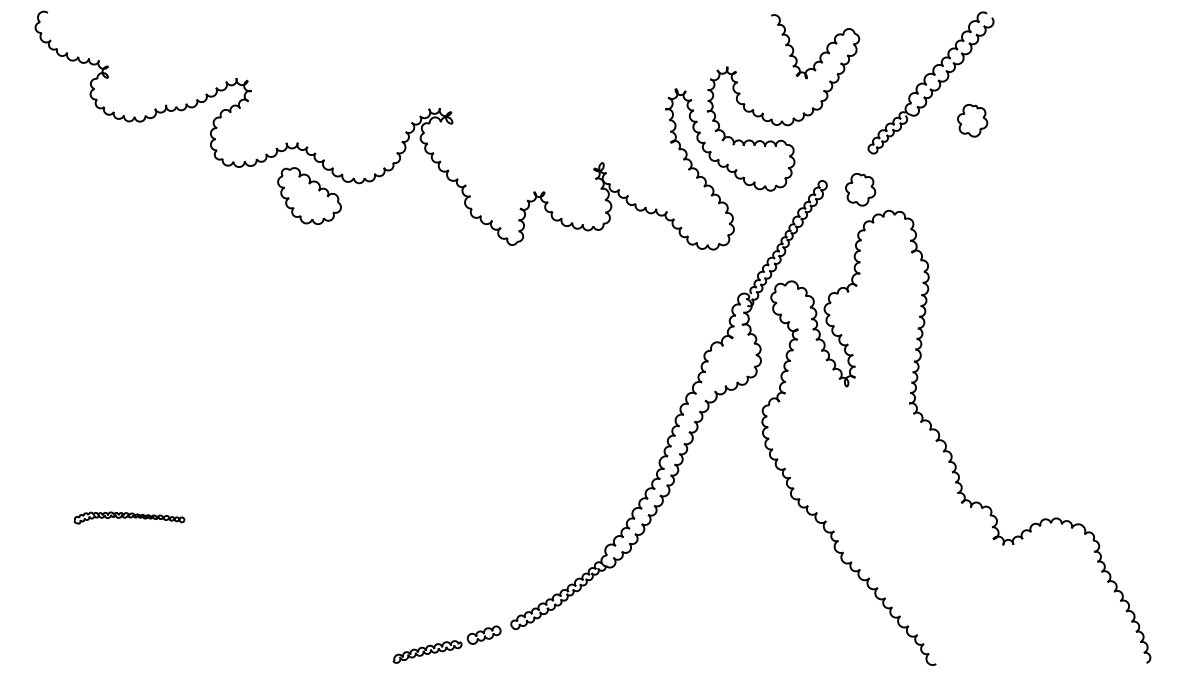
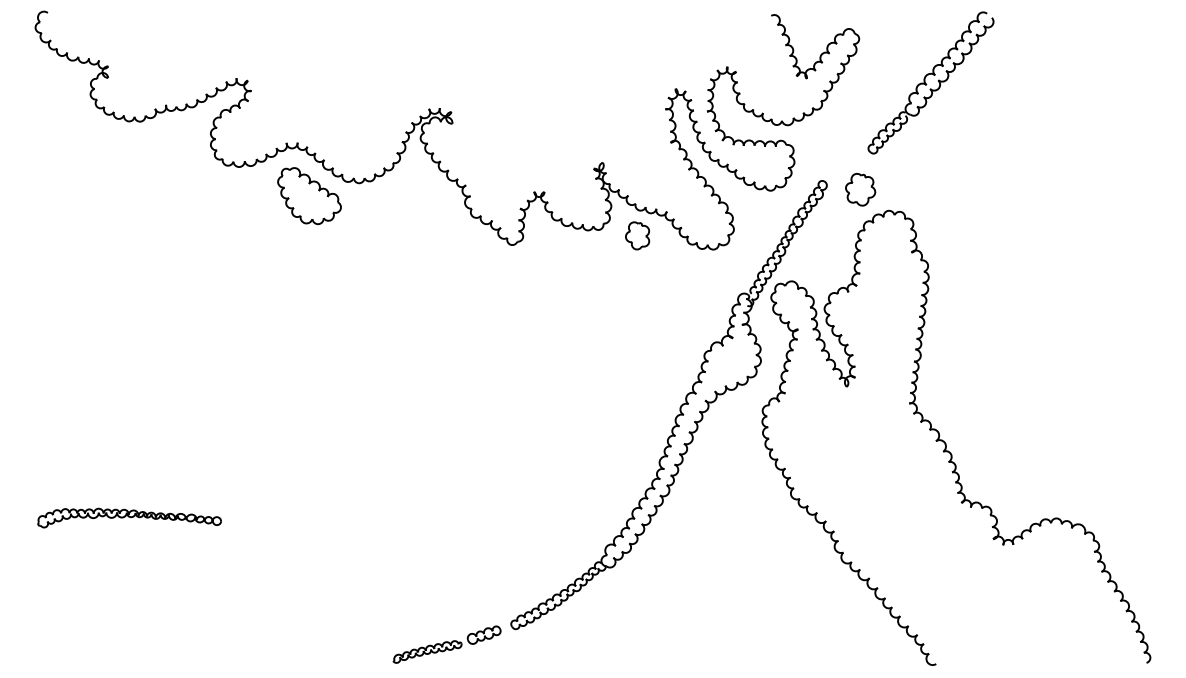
part: present -> none (972, 120)
part: none -> present (637, 235)
part size: 113x14 px -> 185x22 px (129, 517)
